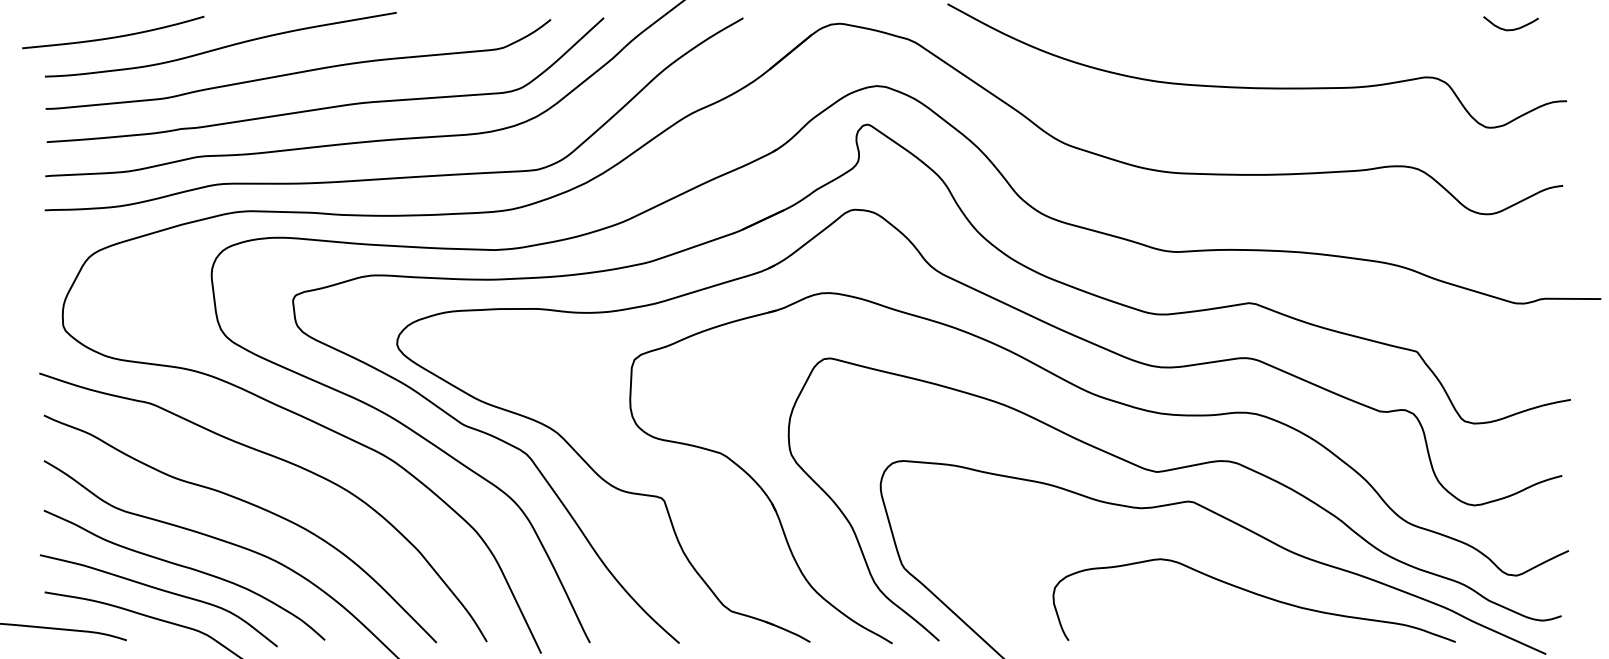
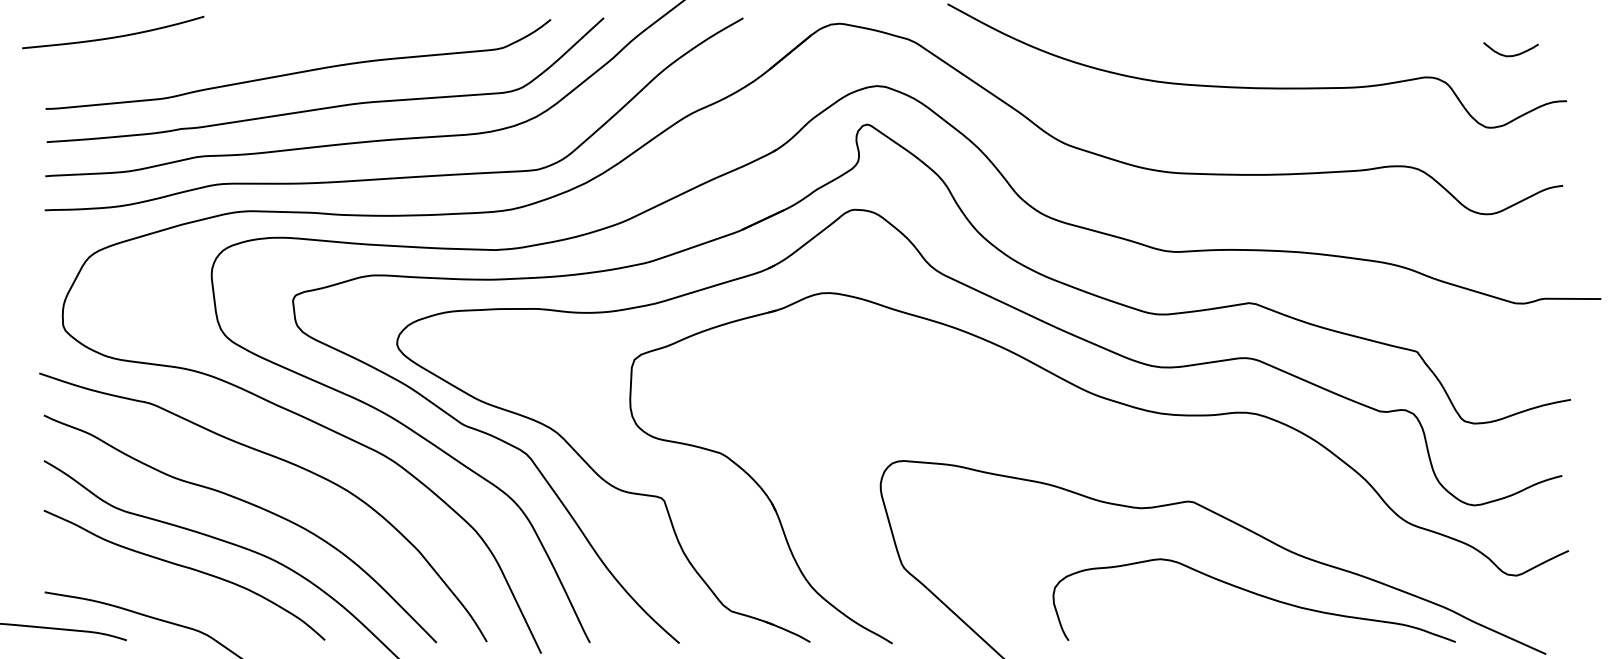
curve position: (1510, 29) -> (1510, 55) (1510, 55)
curve: present -> none (222, 46)
curve: present -> none (1168, 471)
curve: present -> none (162, 591)
